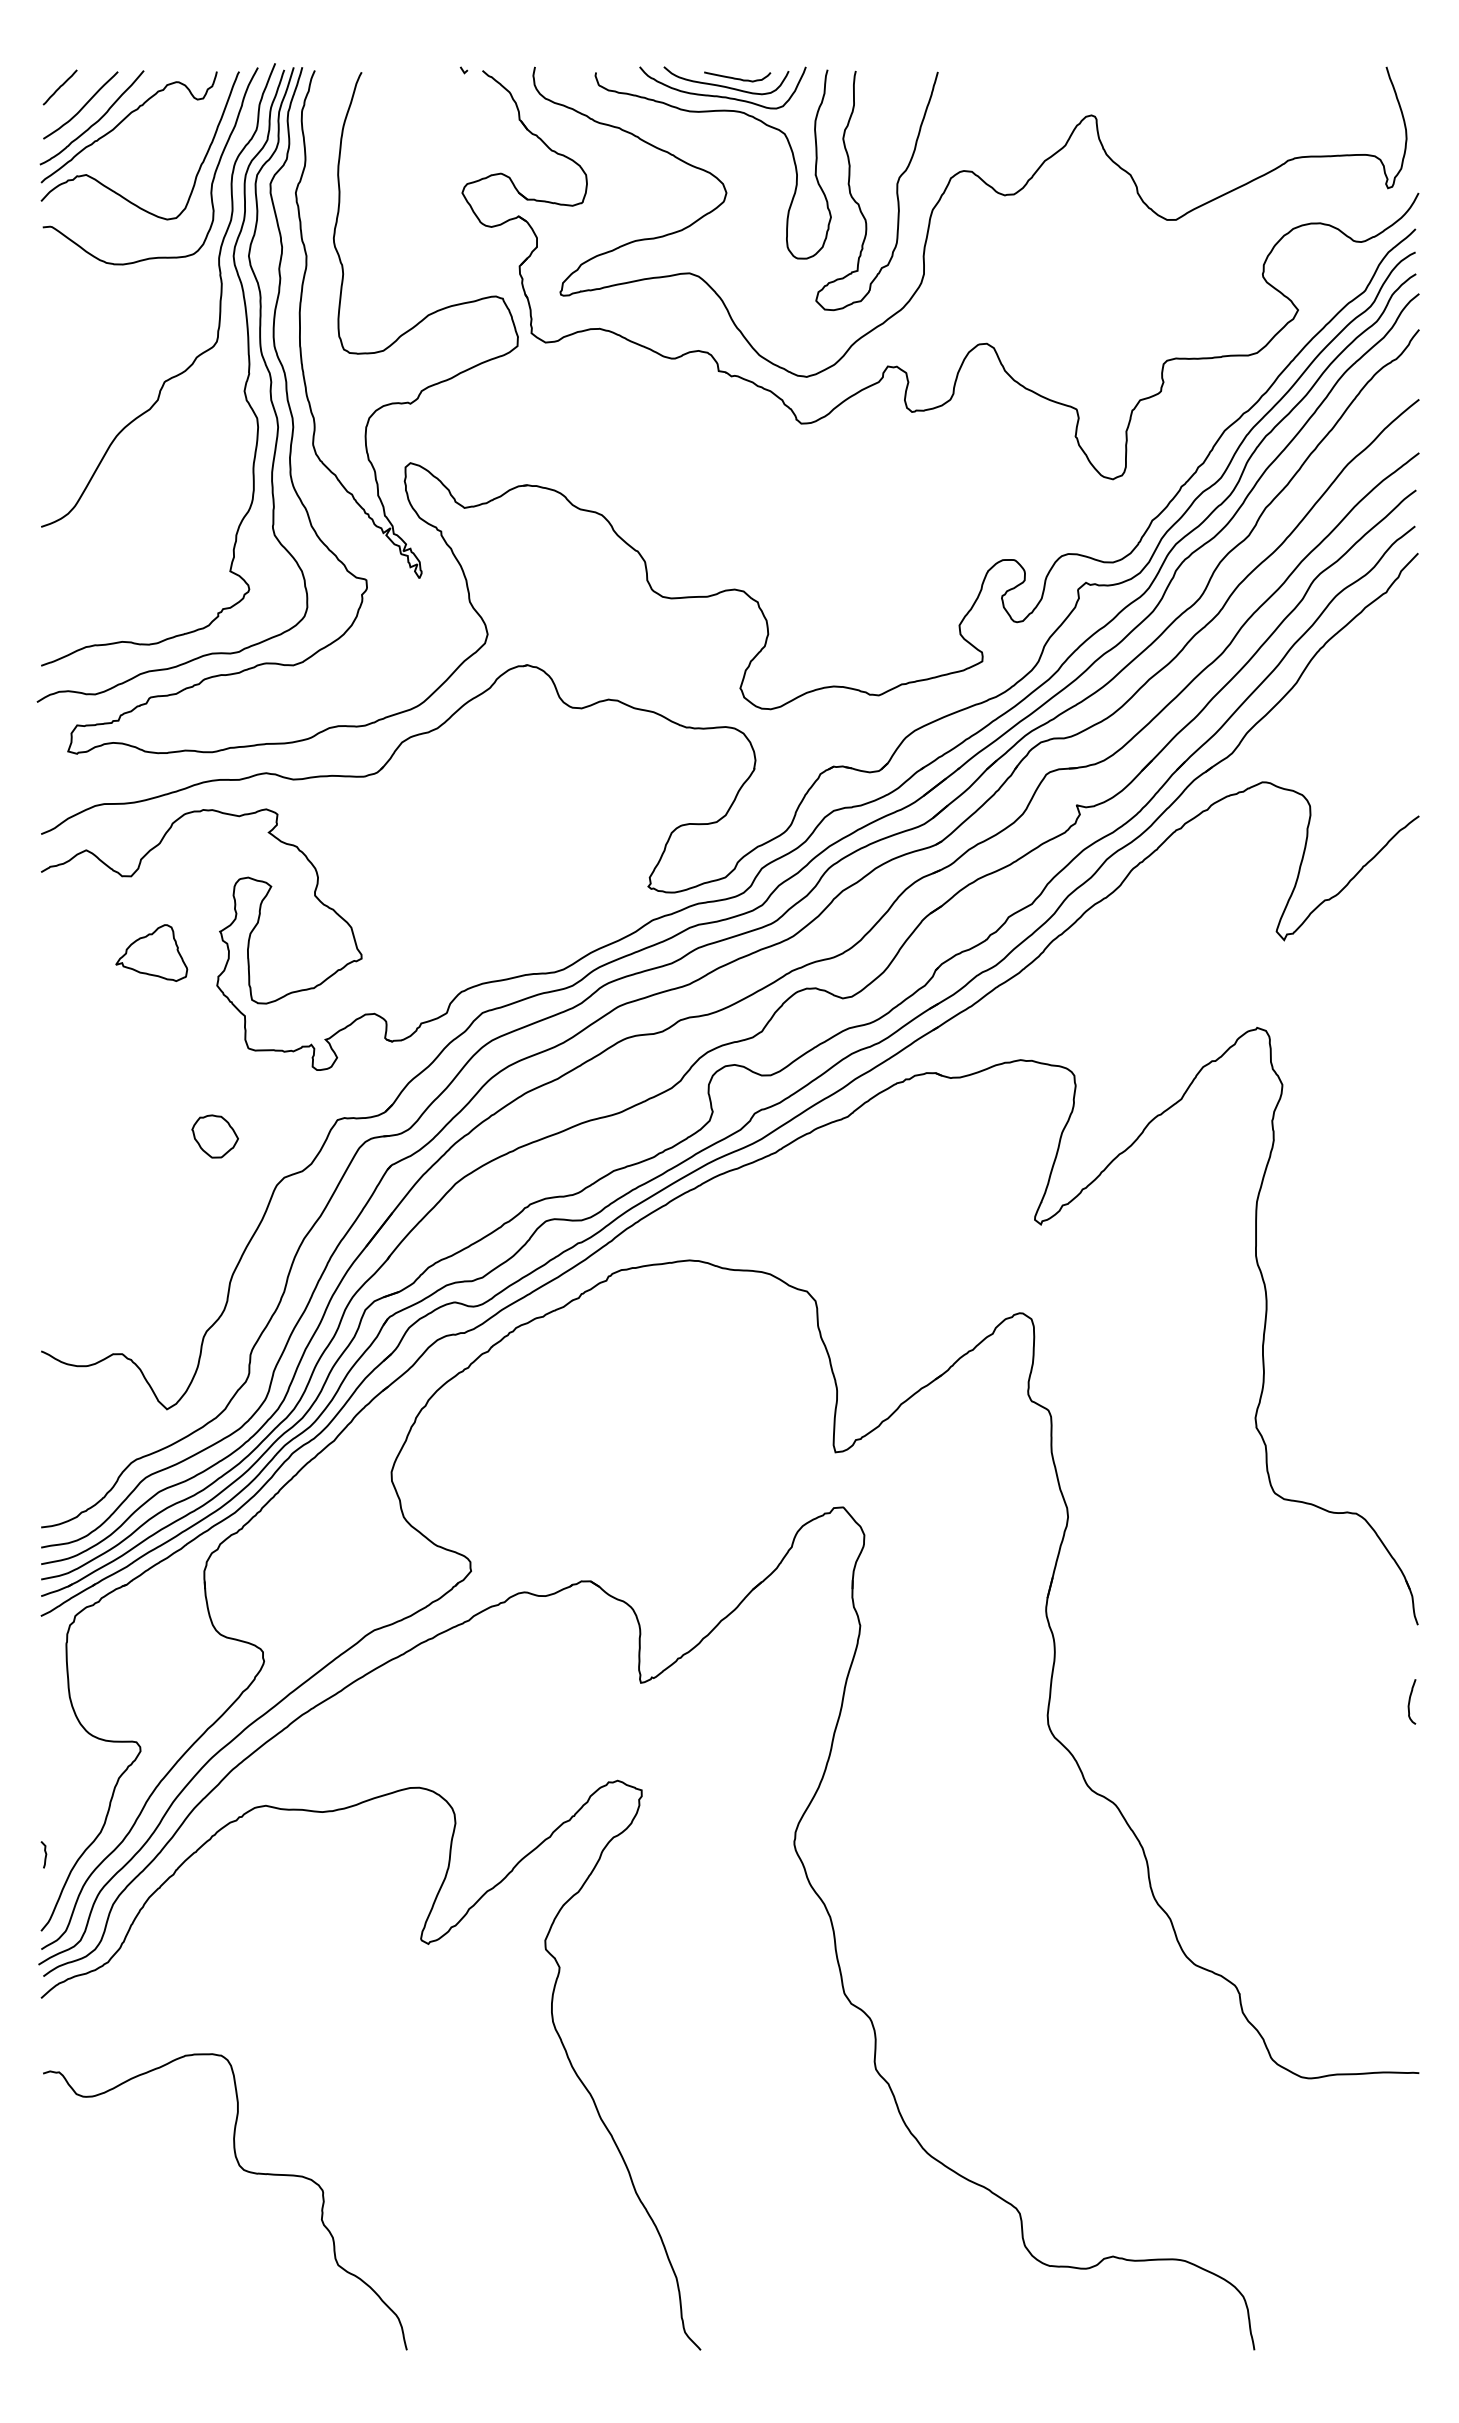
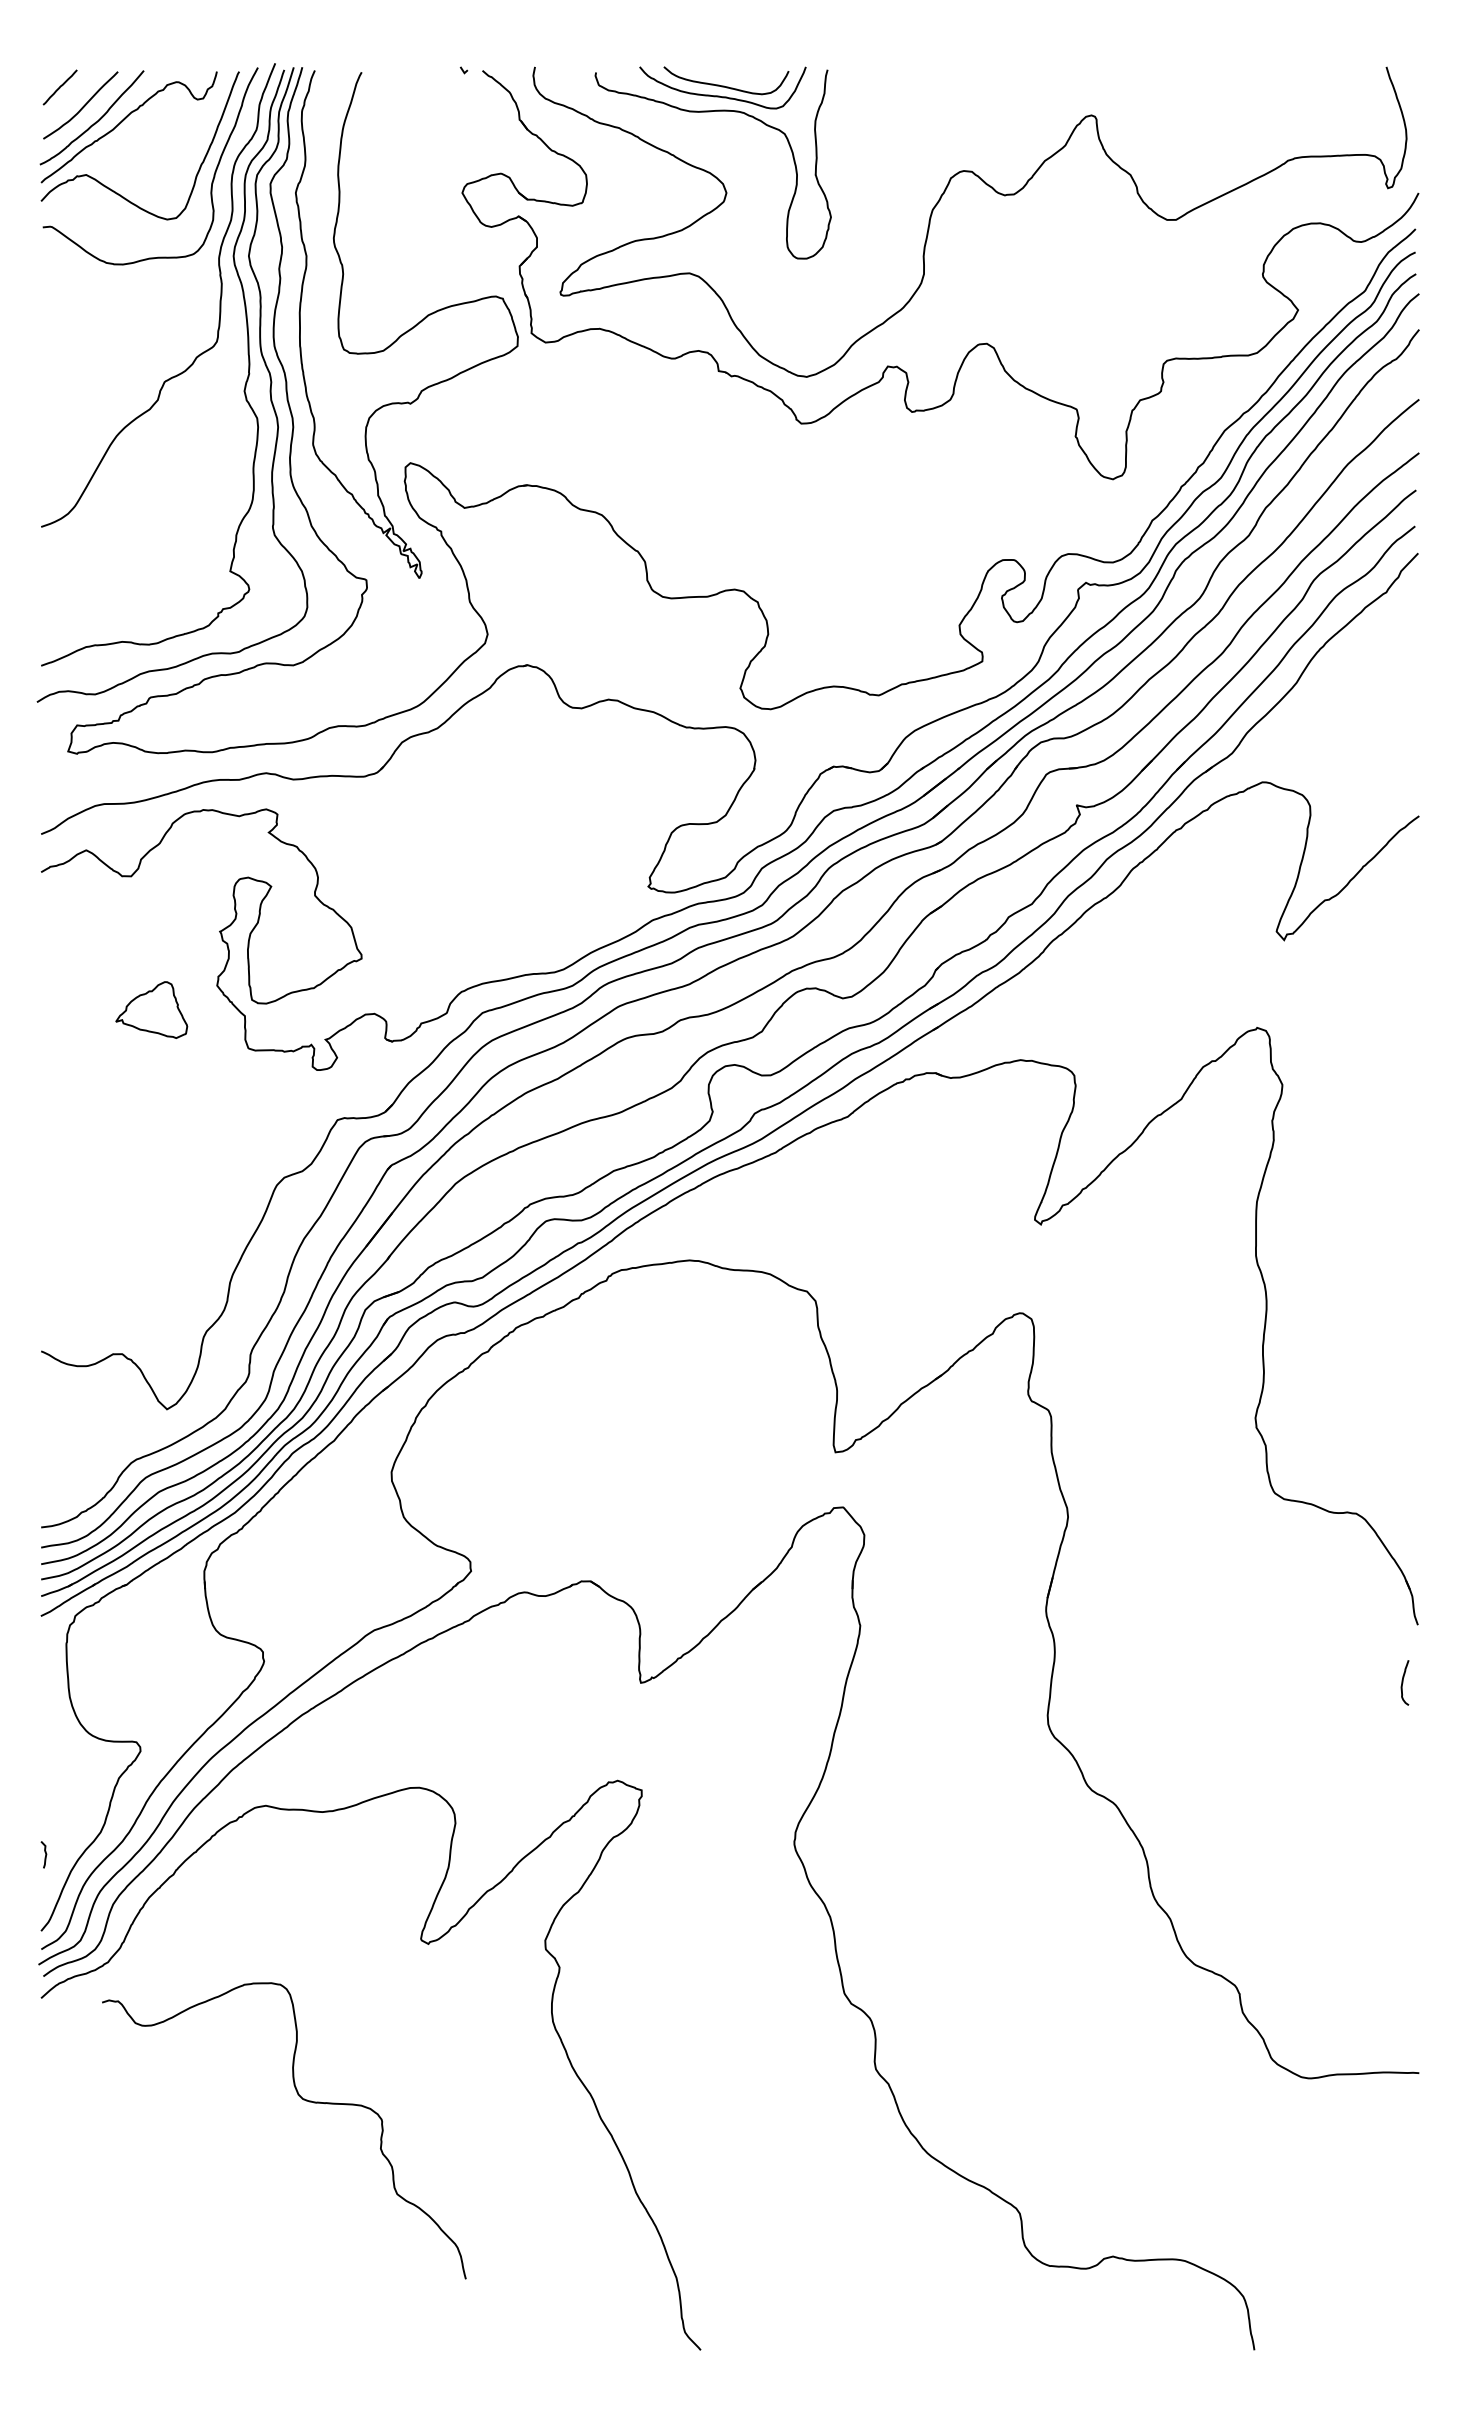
curve: present -> none (737, 78)
curve: present -> none (896, 190)
part position: (151, 952) -> (151, 1009) (151, 1009)
part: present -> none (214, 1136)
curve position: (1410, 1701) -> (1403, 1682) (1403, 1682)
curve position: (244, 2171) -> (303, 2100) (303, 2100)
